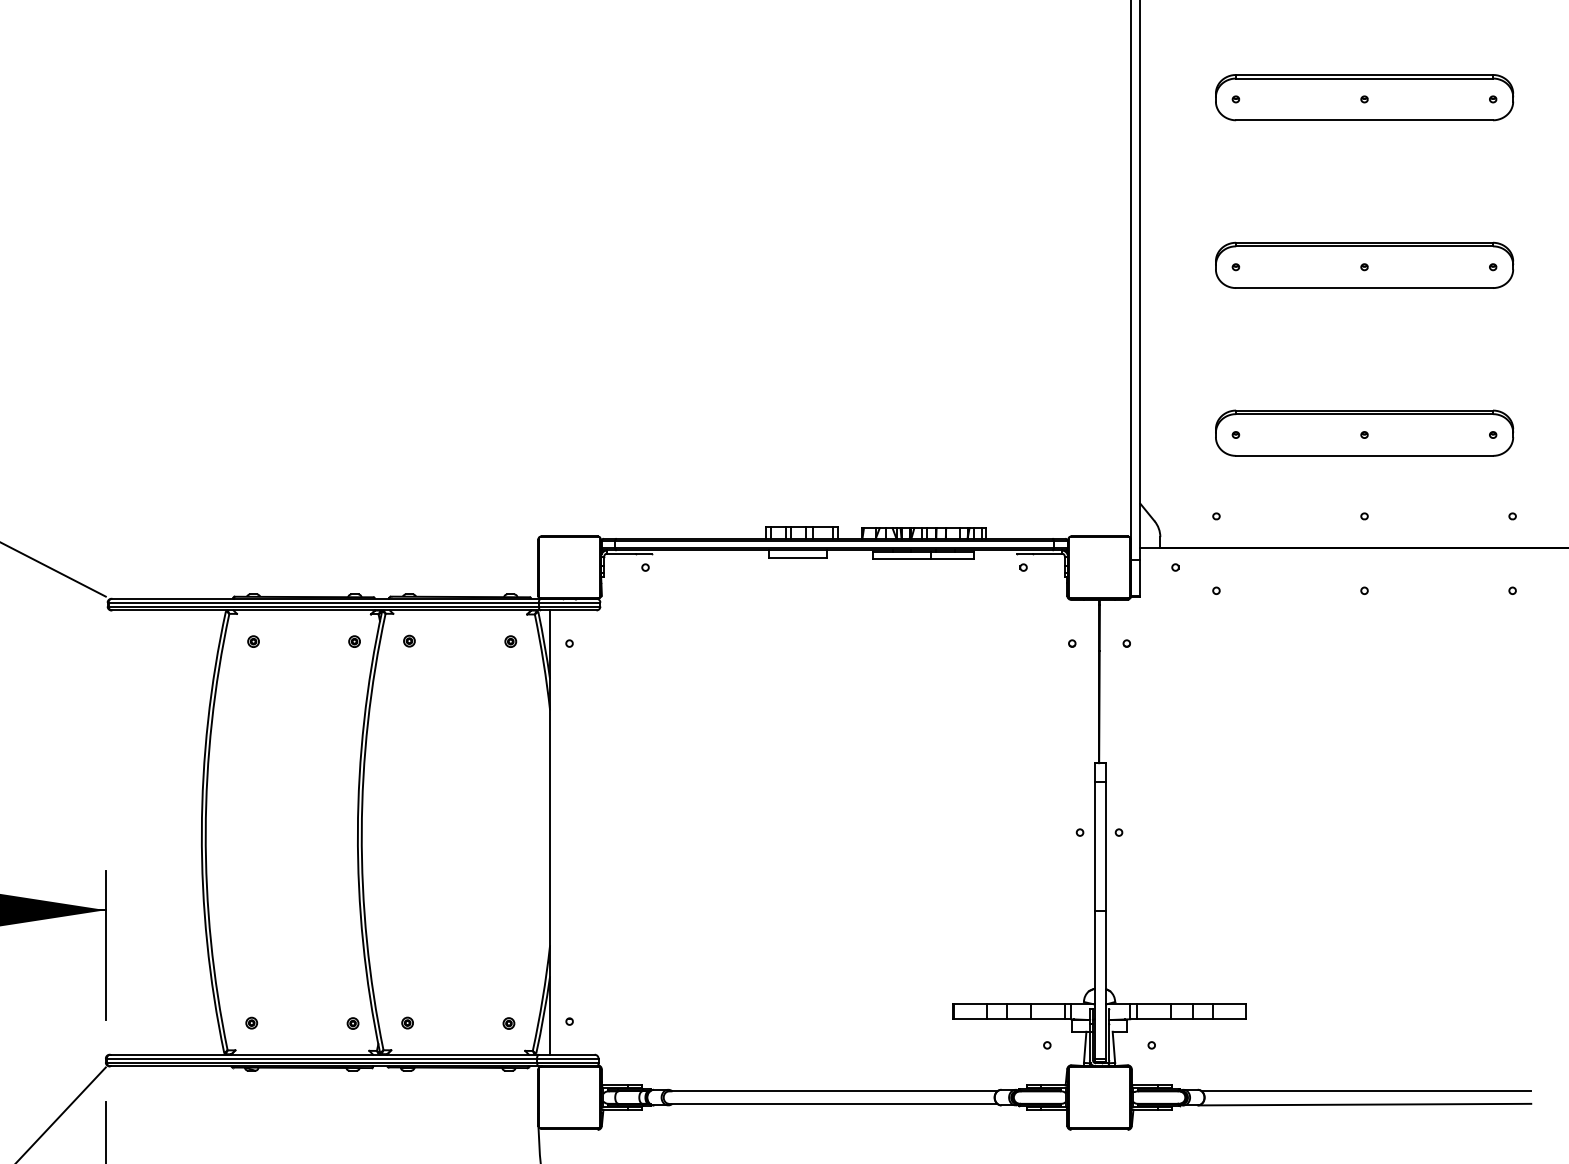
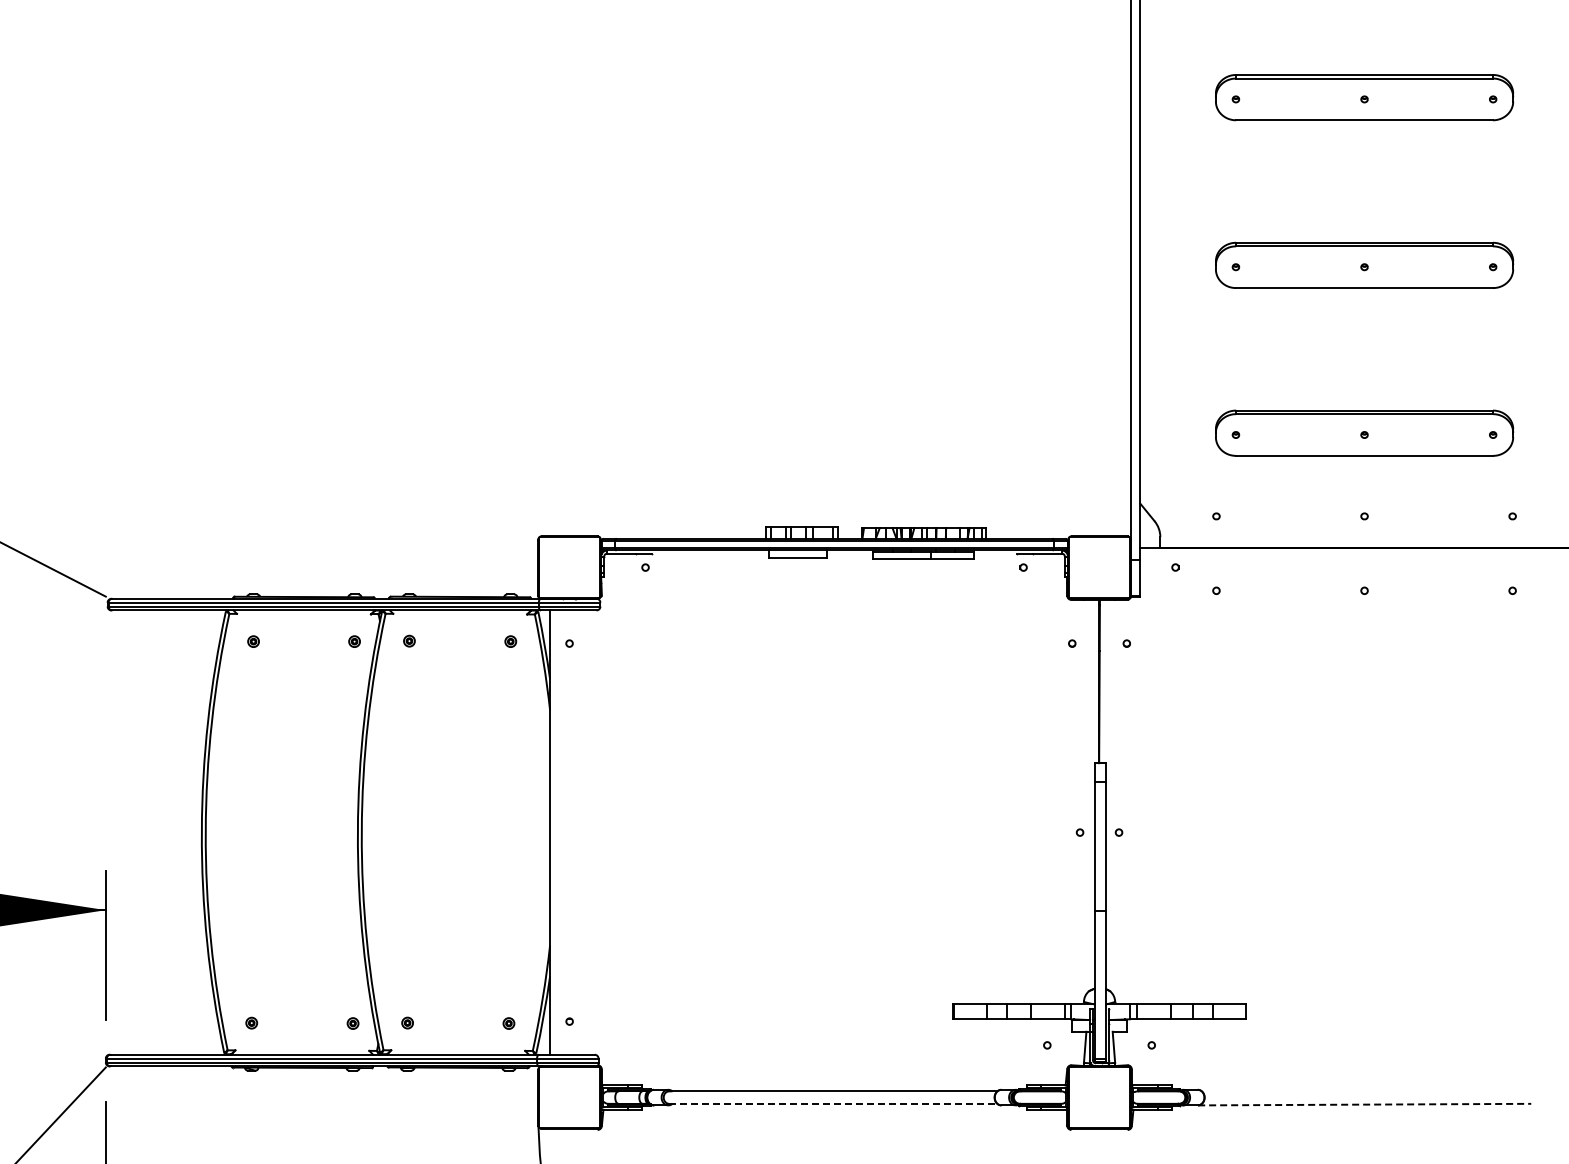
line: present -> none (1366, 1091)
line: solid -> dashed (833, 1103)
line: solid -> dashed (1364, 1104)
